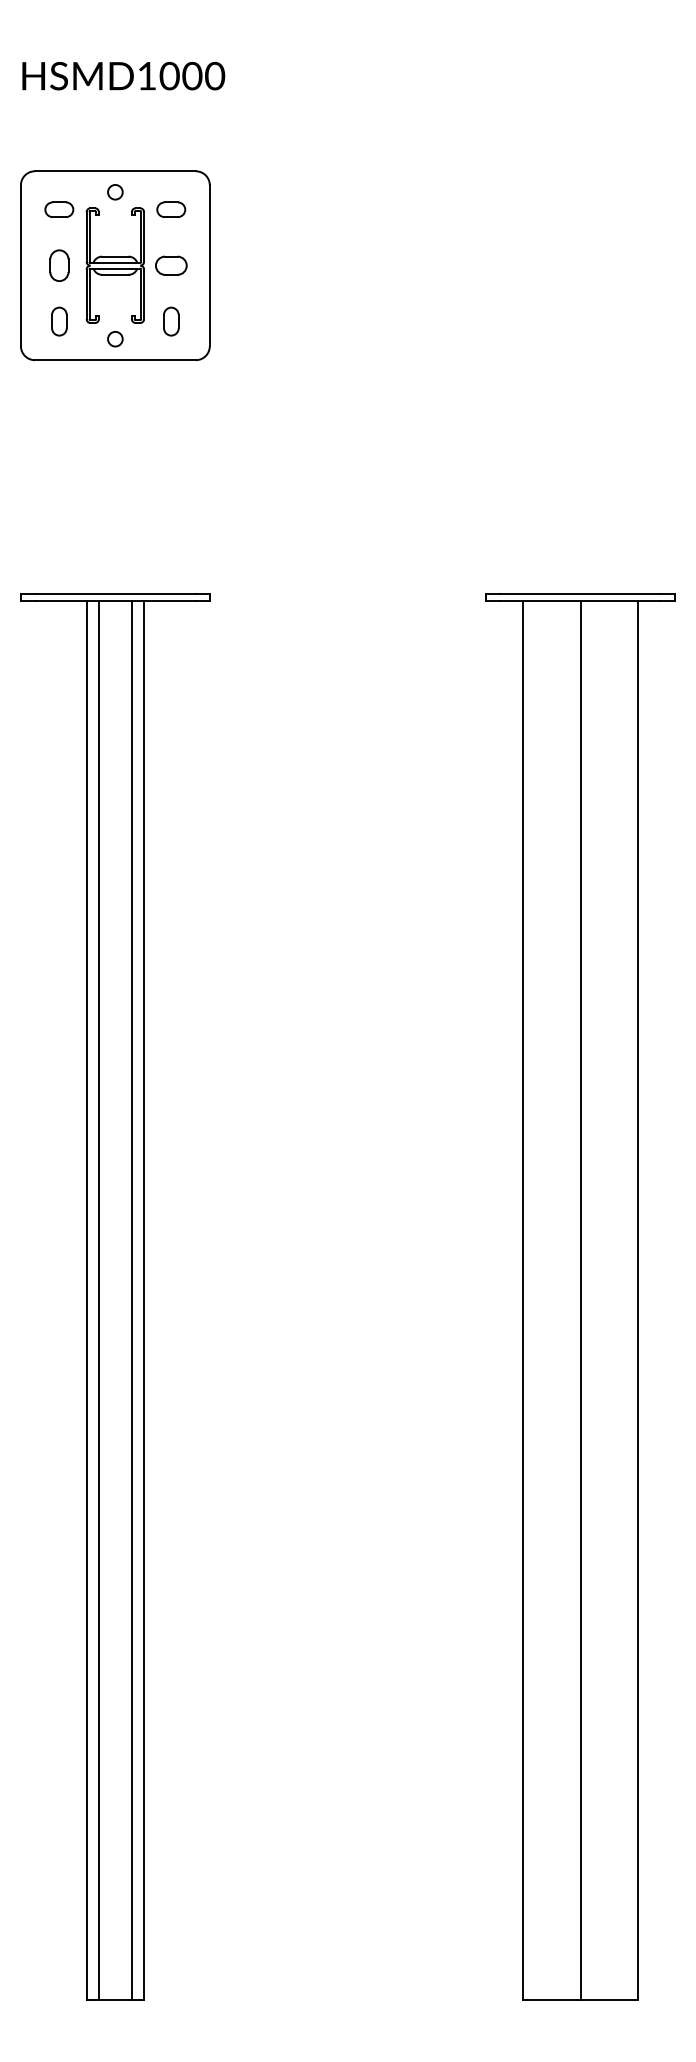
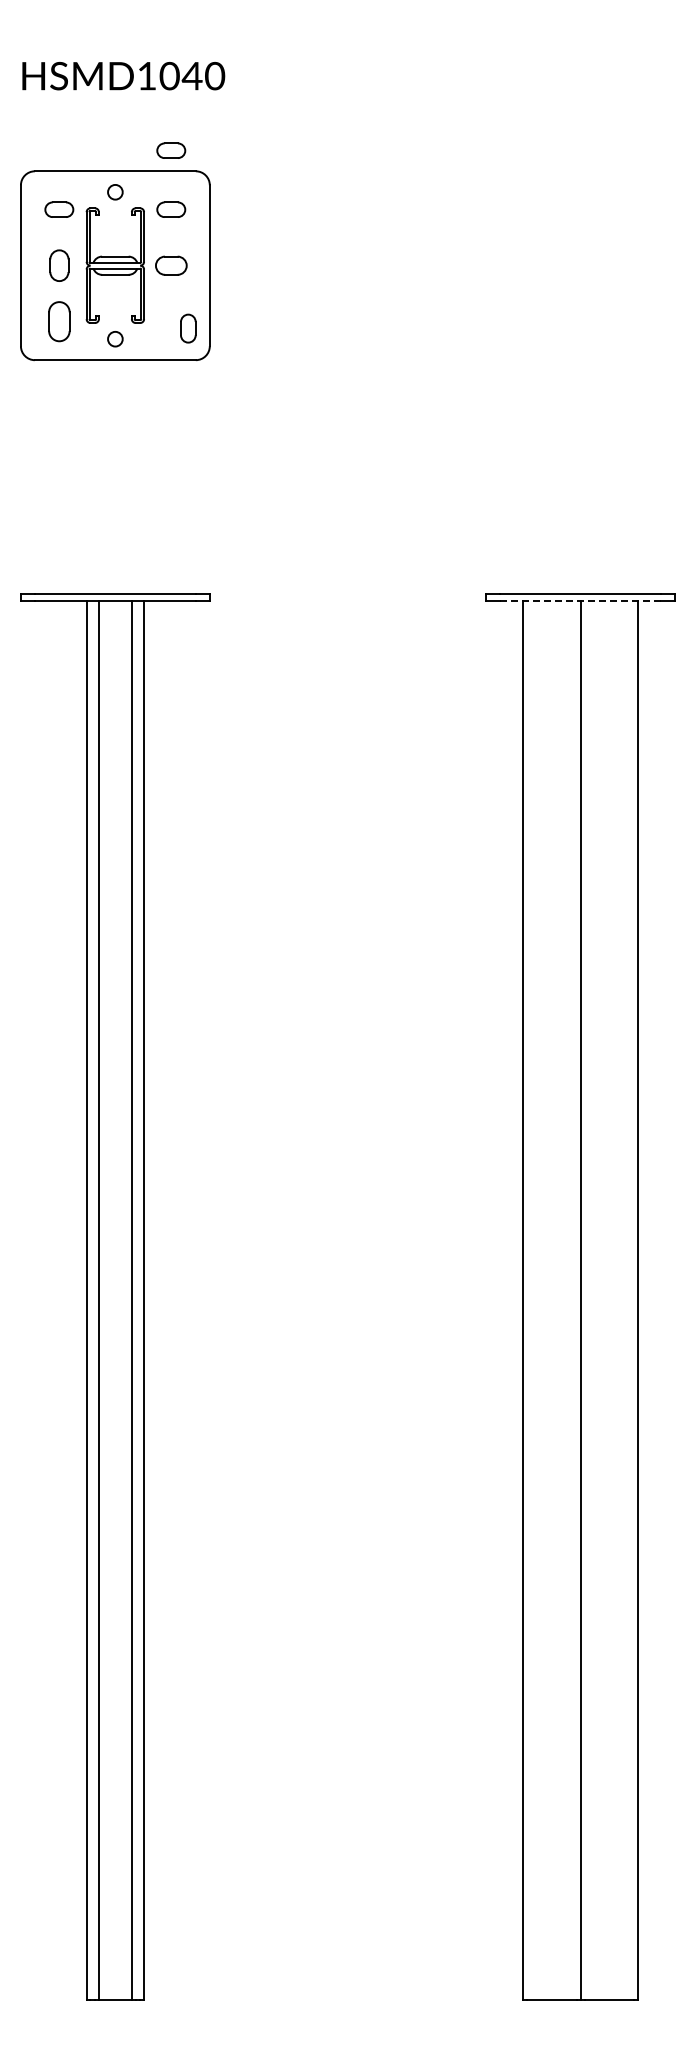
text: HSMD1000 -> HSMD1040 (191, 75)
part: none -> present (171, 150)
part size: 17x31 px -> 23x42 px (59, 321)
part position: (171, 321) -> (188, 328) (188, 328)
line: solid -> dashed (580, 600)
